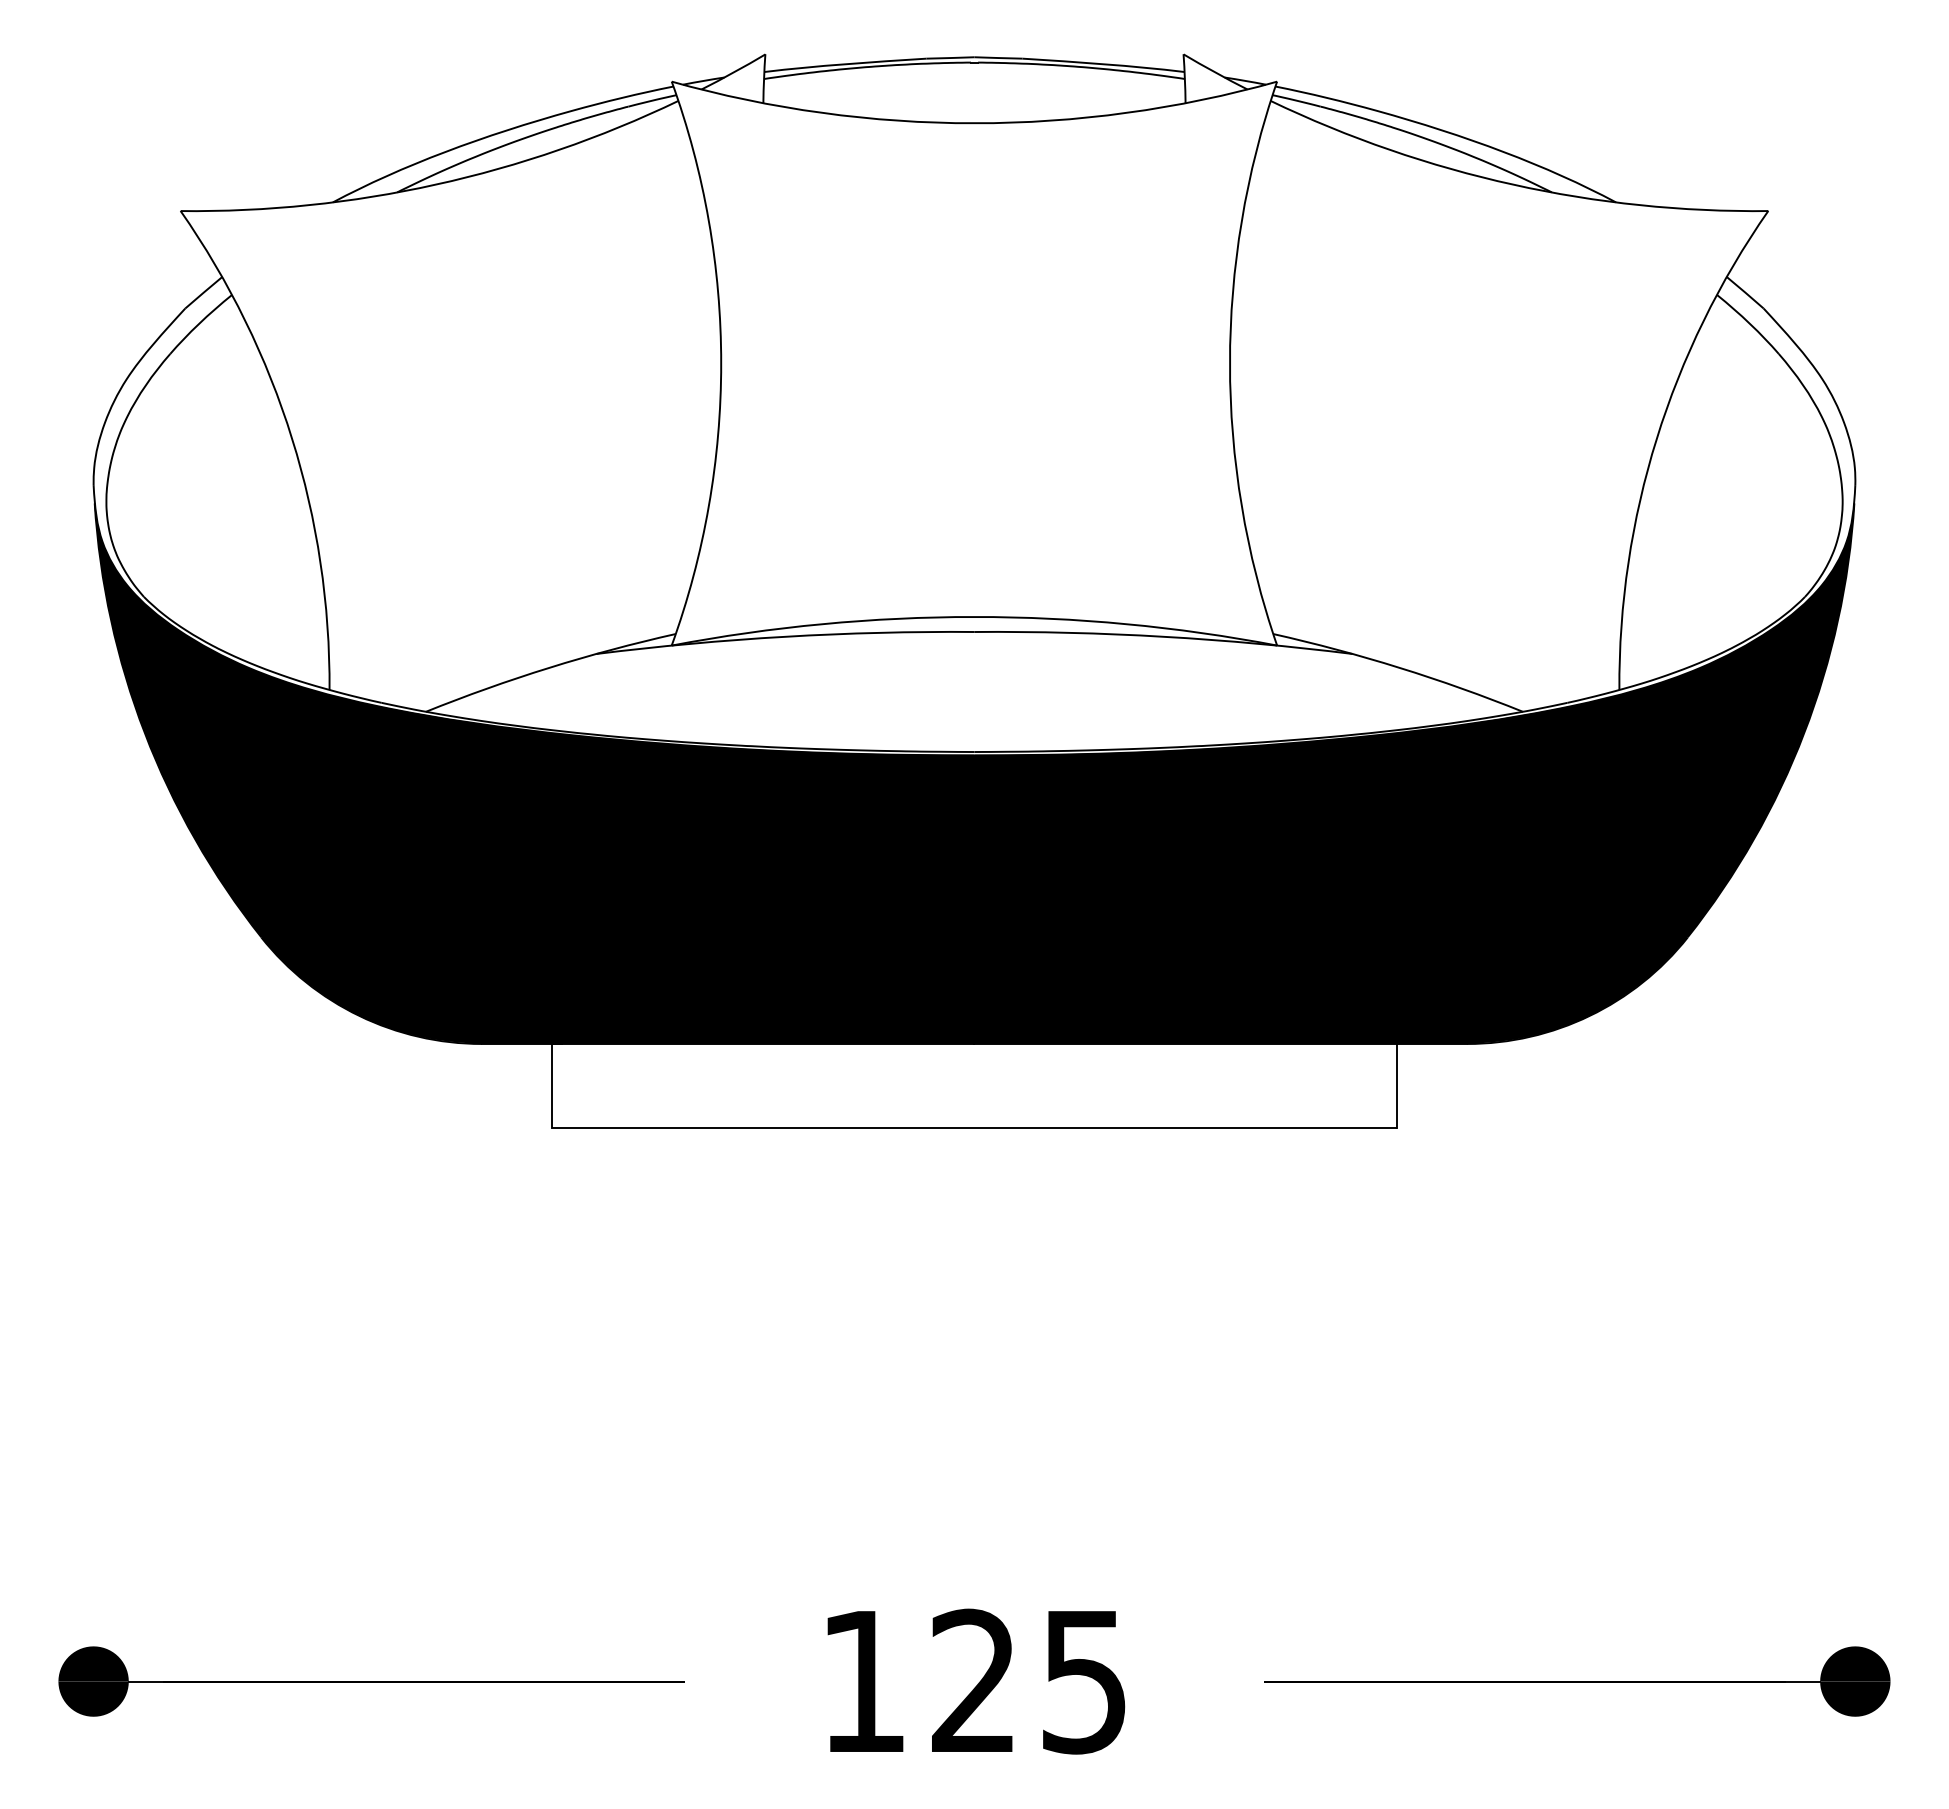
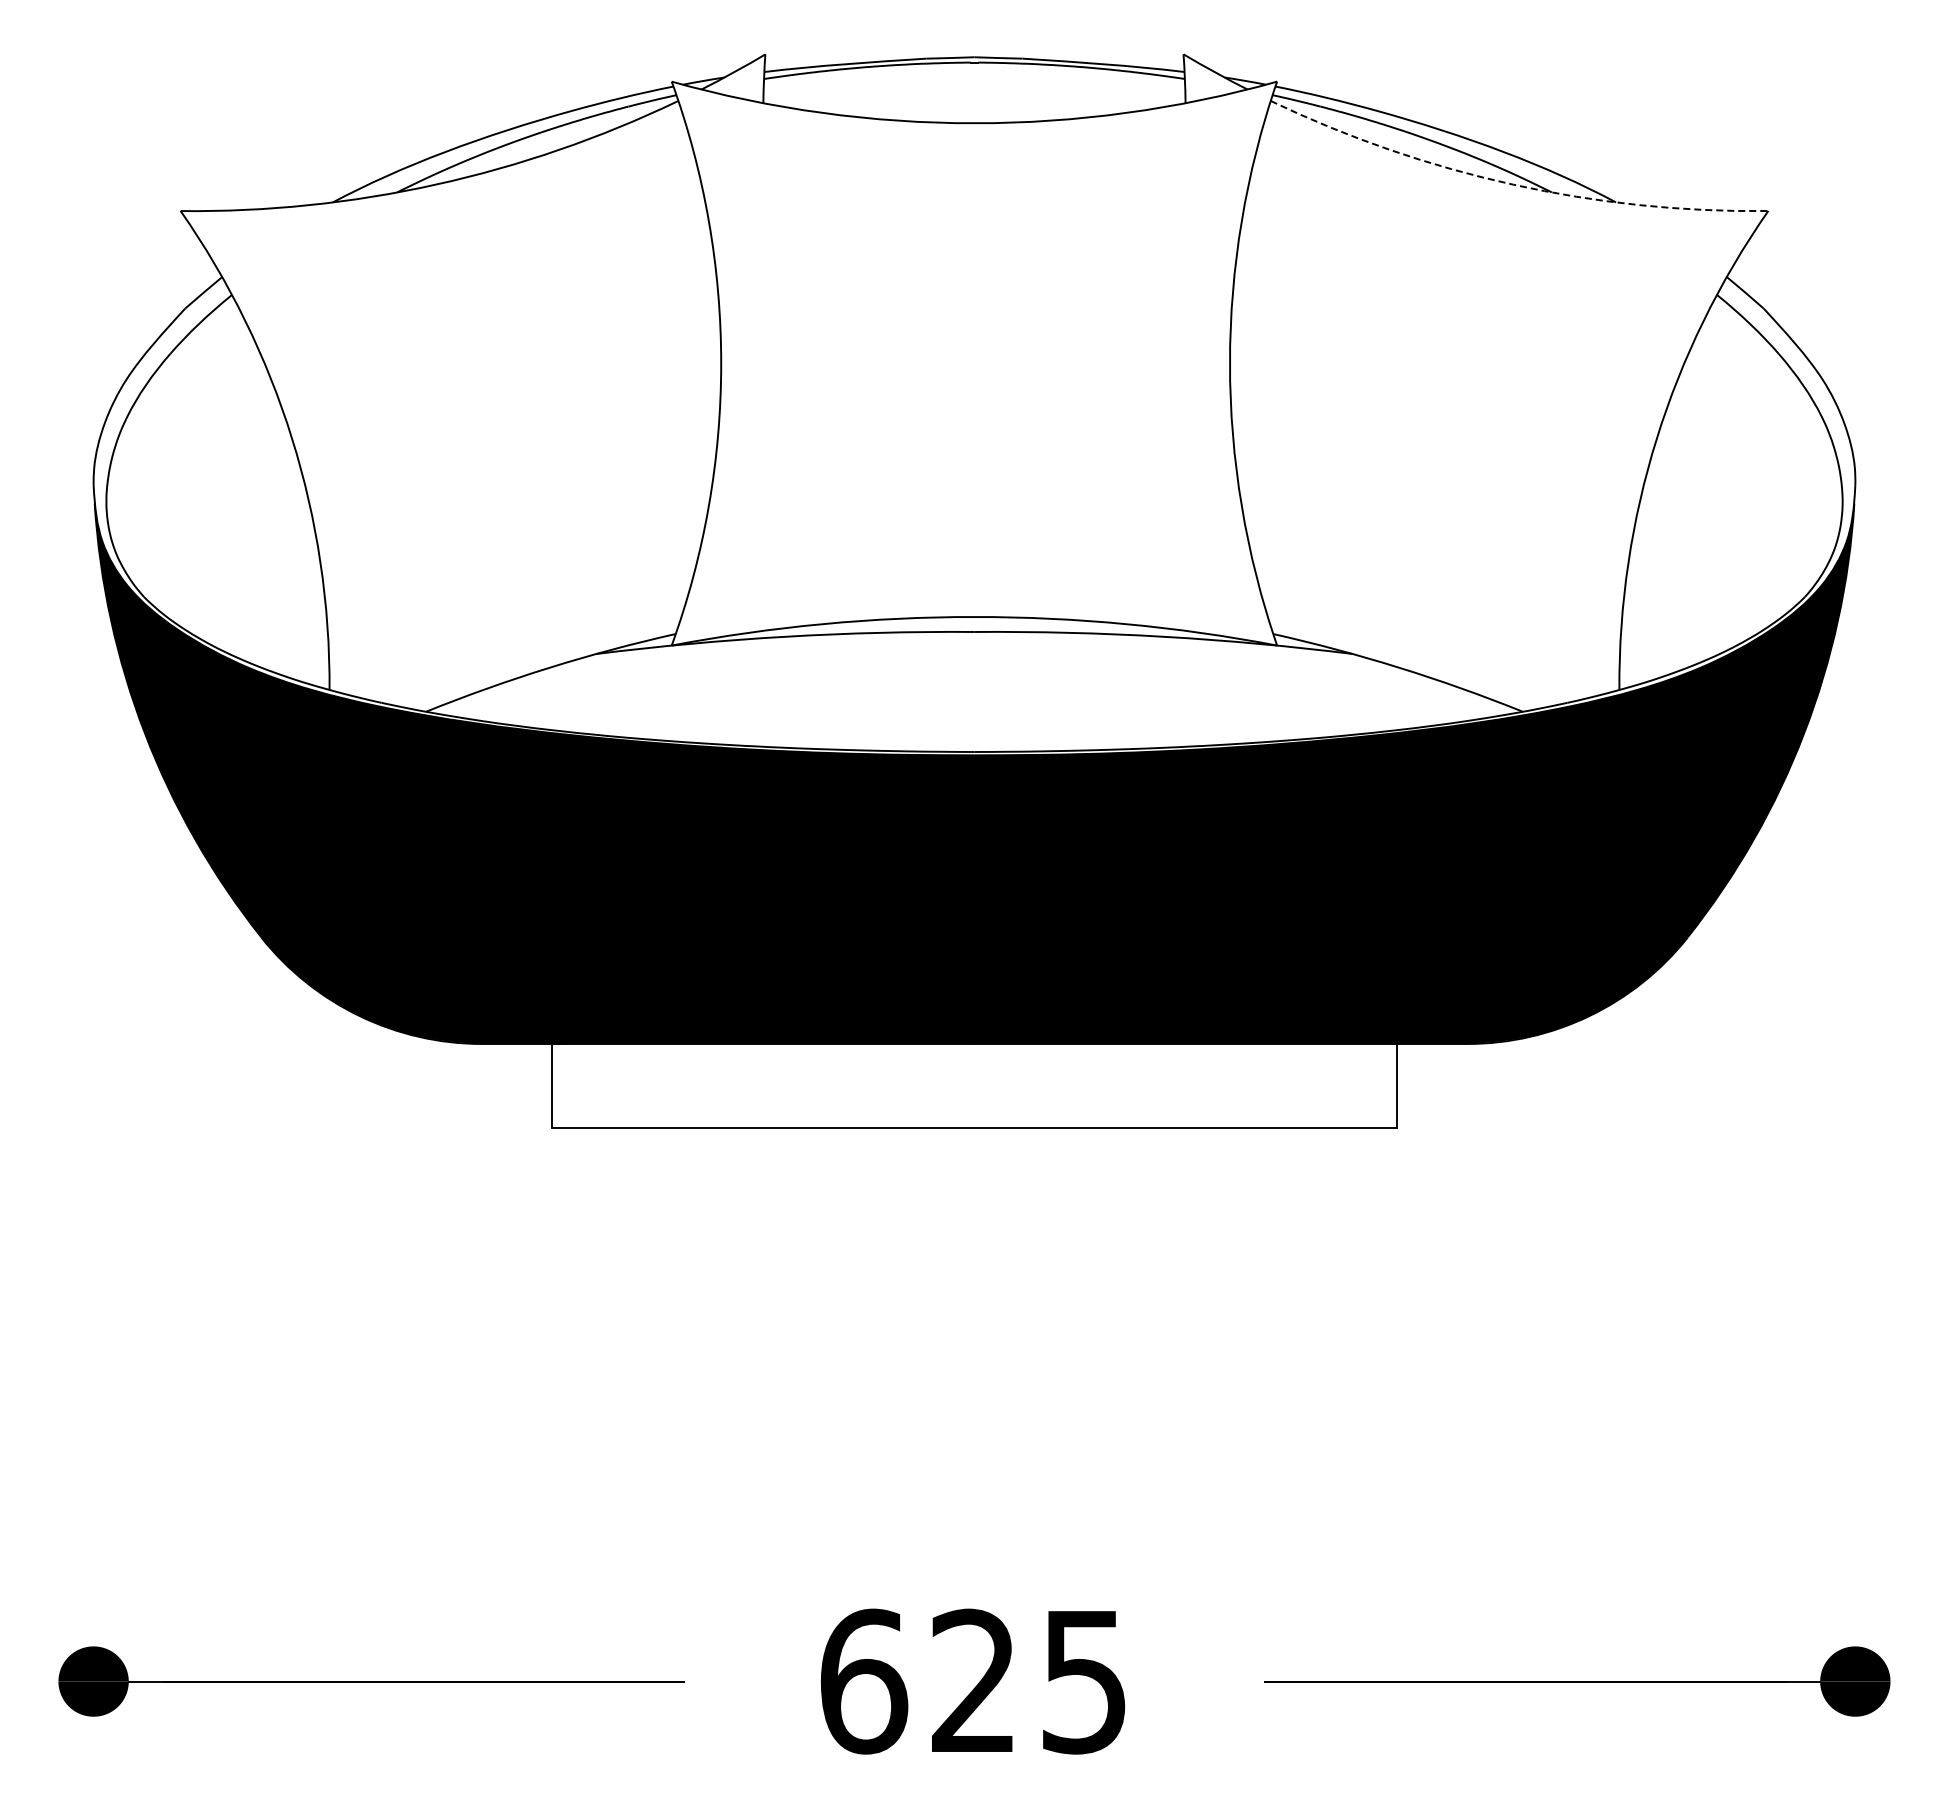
arc: solid -> dashed (1513, 184)
text: 125 -> 625 (864, 1681)
